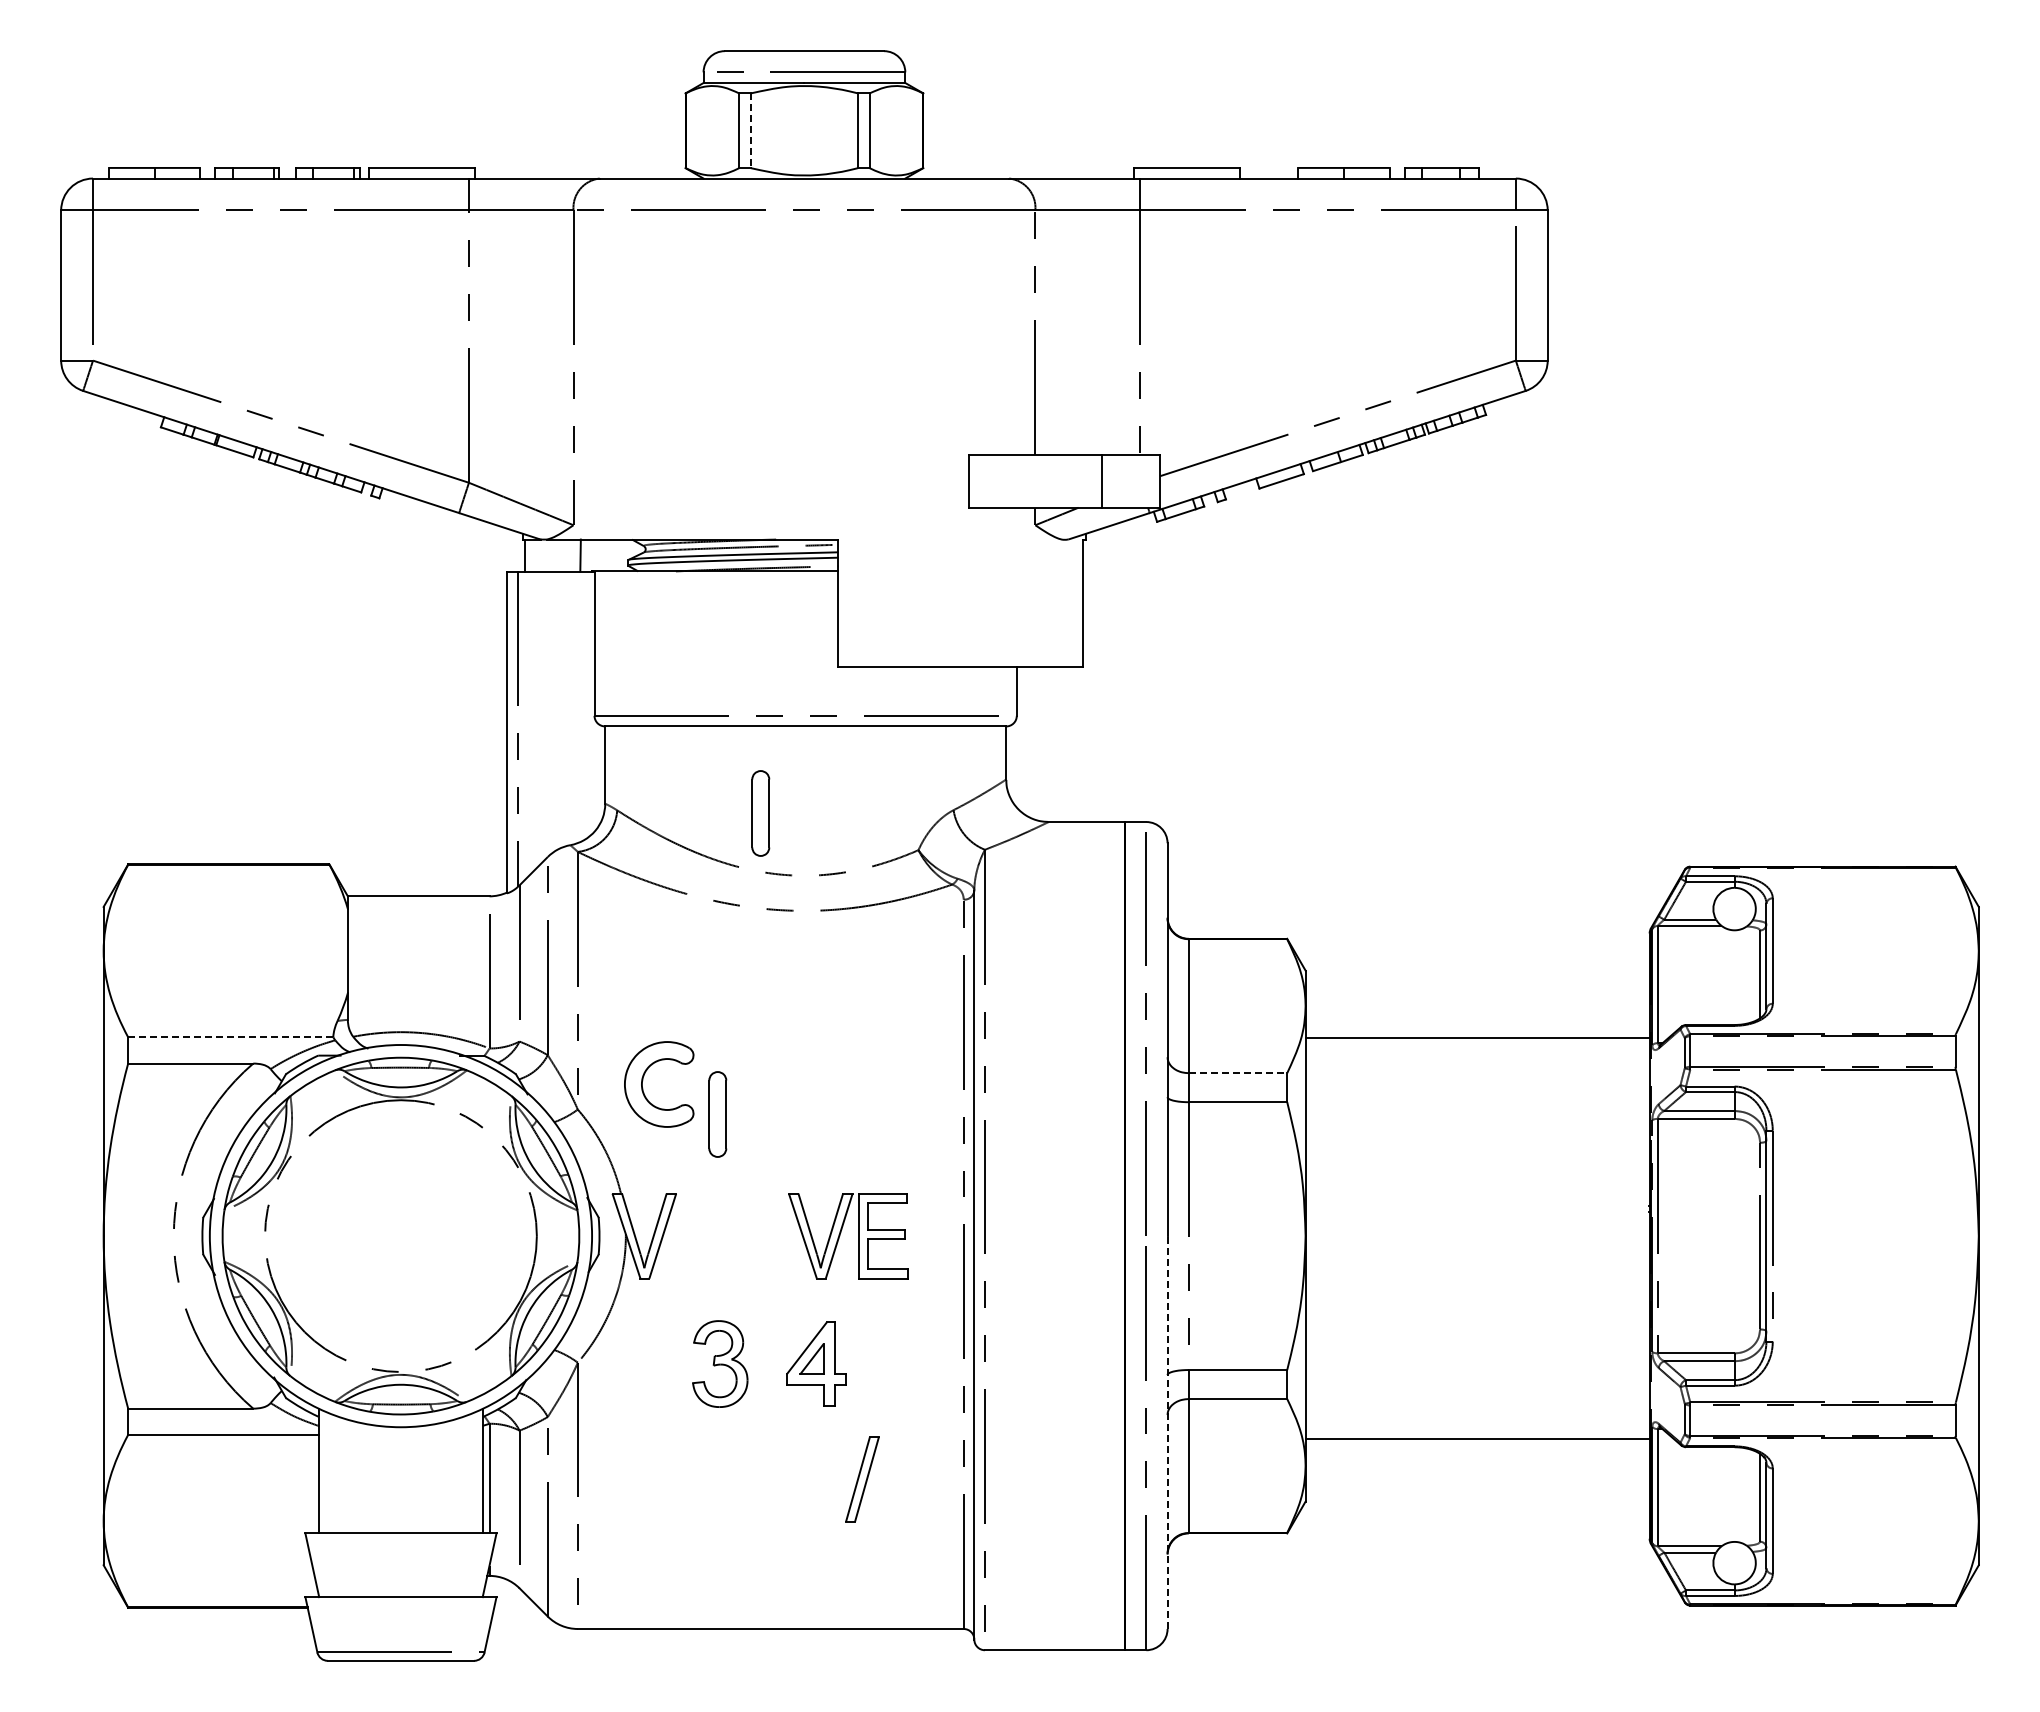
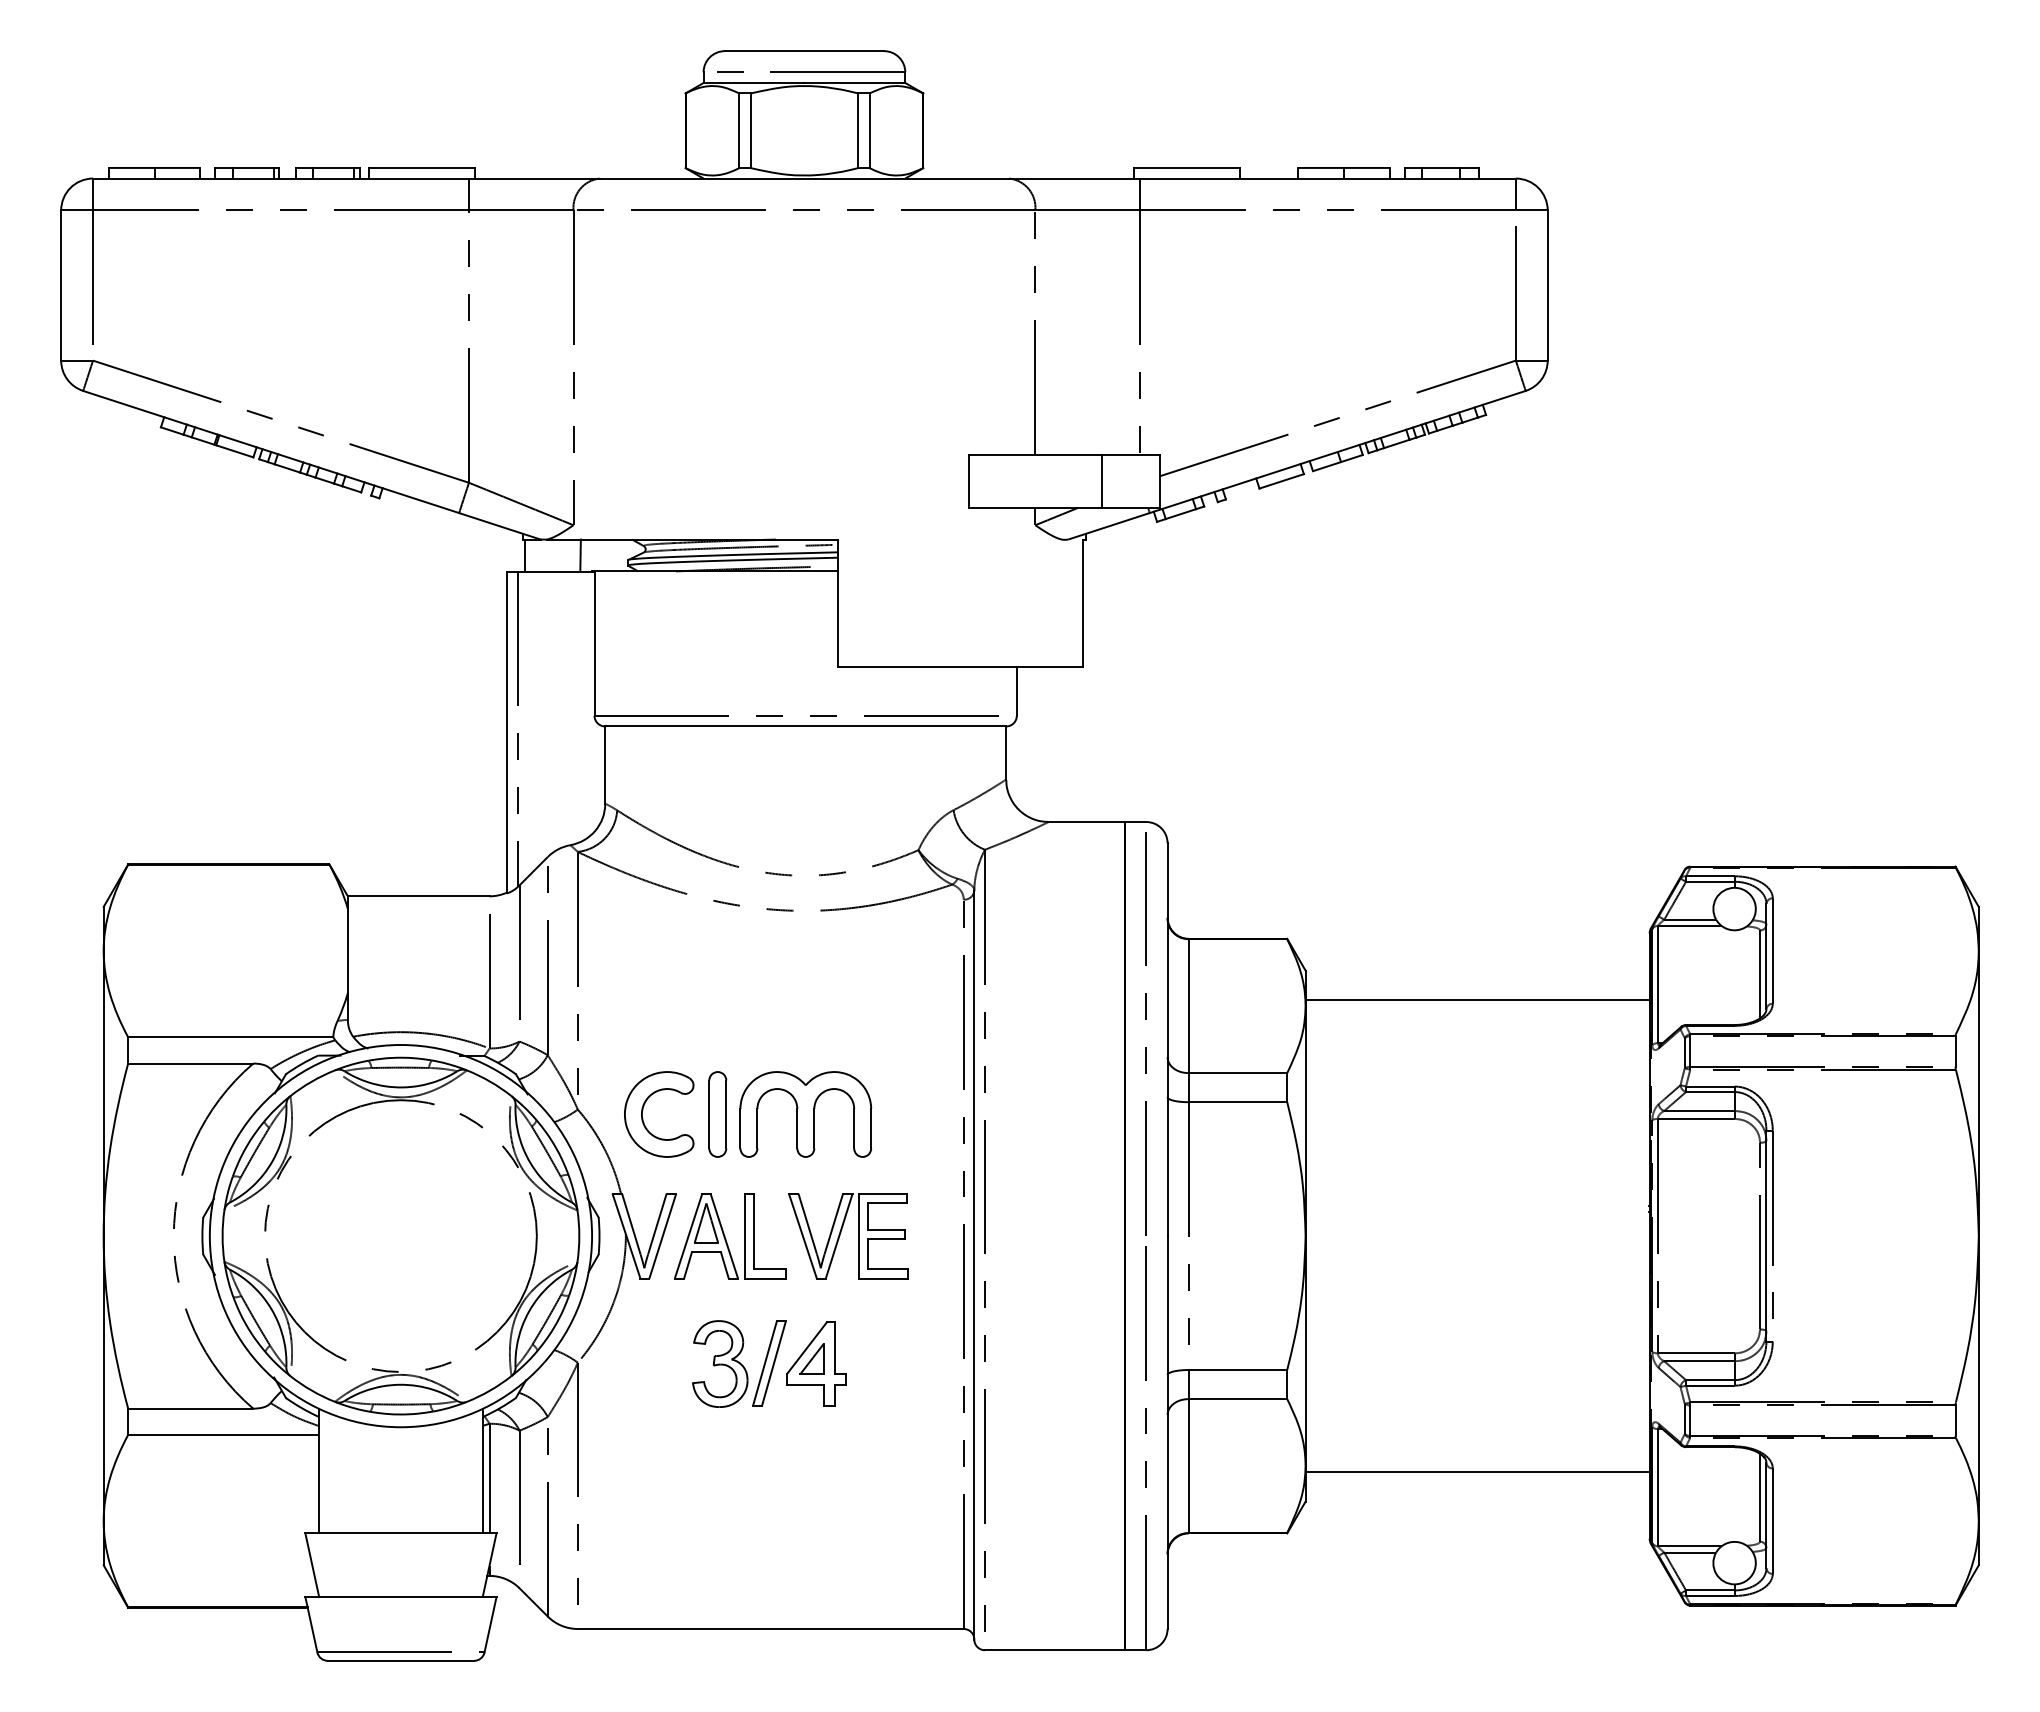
line: dashed -> solid (750, 131)
part: present -> none (760, 813)
line: dashed -> solid (230, 1037)
line position: (1477, 1038) -> (1477, 1000) (1477, 1000)
line: dashed -> solid (1238, 1073)
part position: (643, 1080) -> (643, 1110) (643, 1110)
part: none -> present (805, 1114)
part: none -> present (730, 1236)
line: dashed -> solid (1167, 1432)
line position: (1477, 1438) -> (1477, 1471) (1477, 1471)
part position: (862, 1479) -> (769, 1363) (769, 1363)
